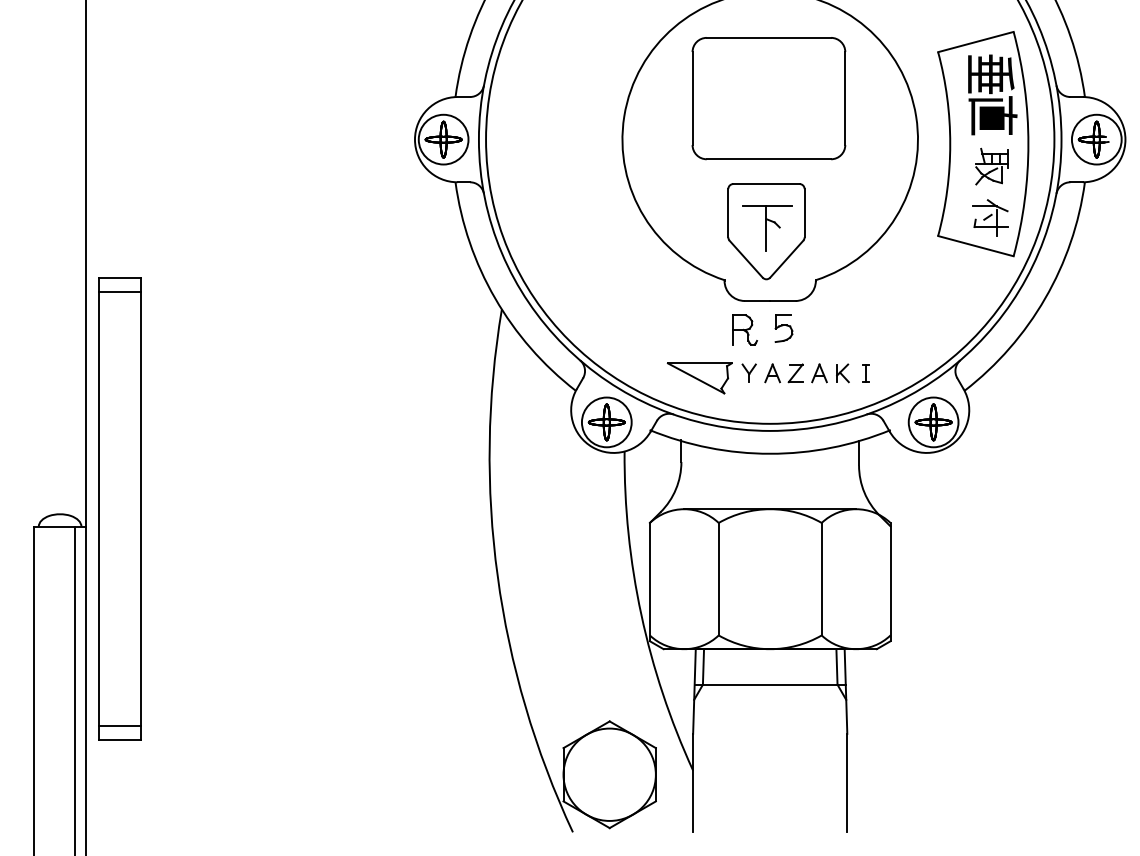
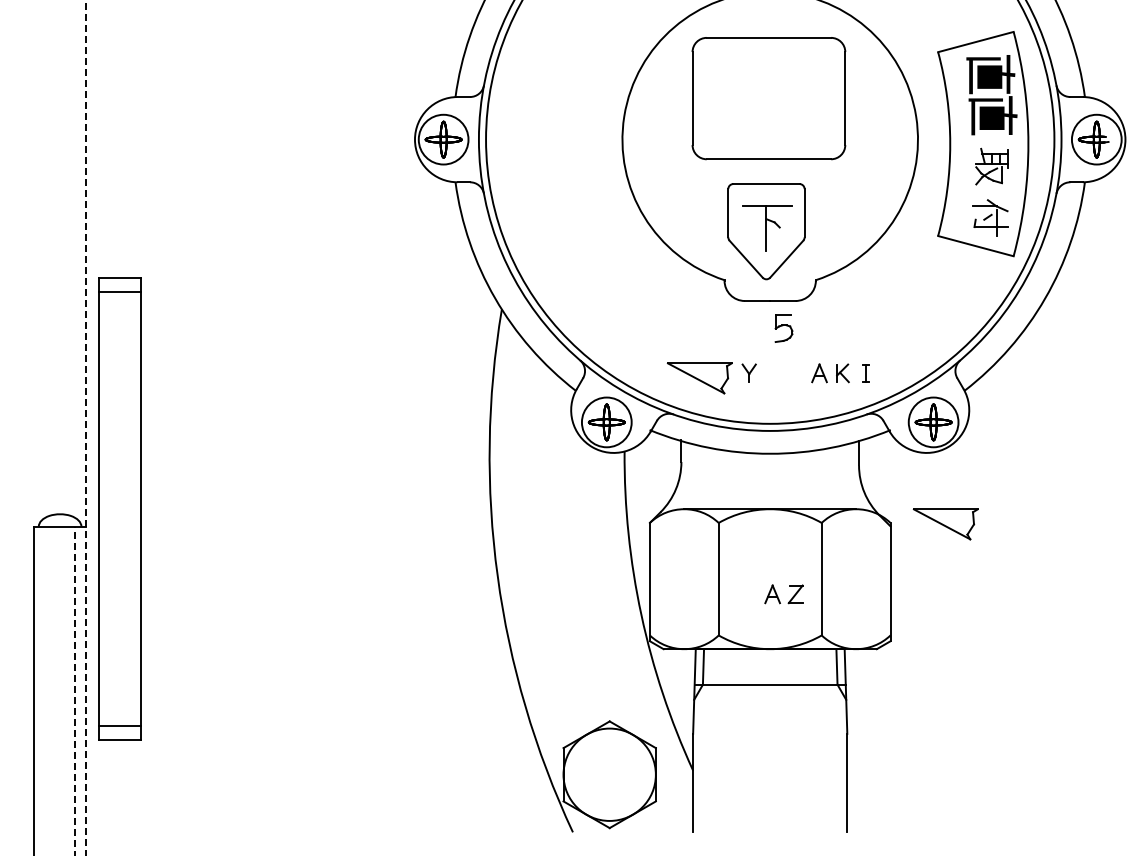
text: 垂 -> 直 (990, 74)
part: present -> none (745, 329)
part position: (783, 373) -> (783, 594) (783, 594)
line: solid -> dashed (86, 427)
part: none -> present (945, 524)
line: solid -> dashed (75, 690)
